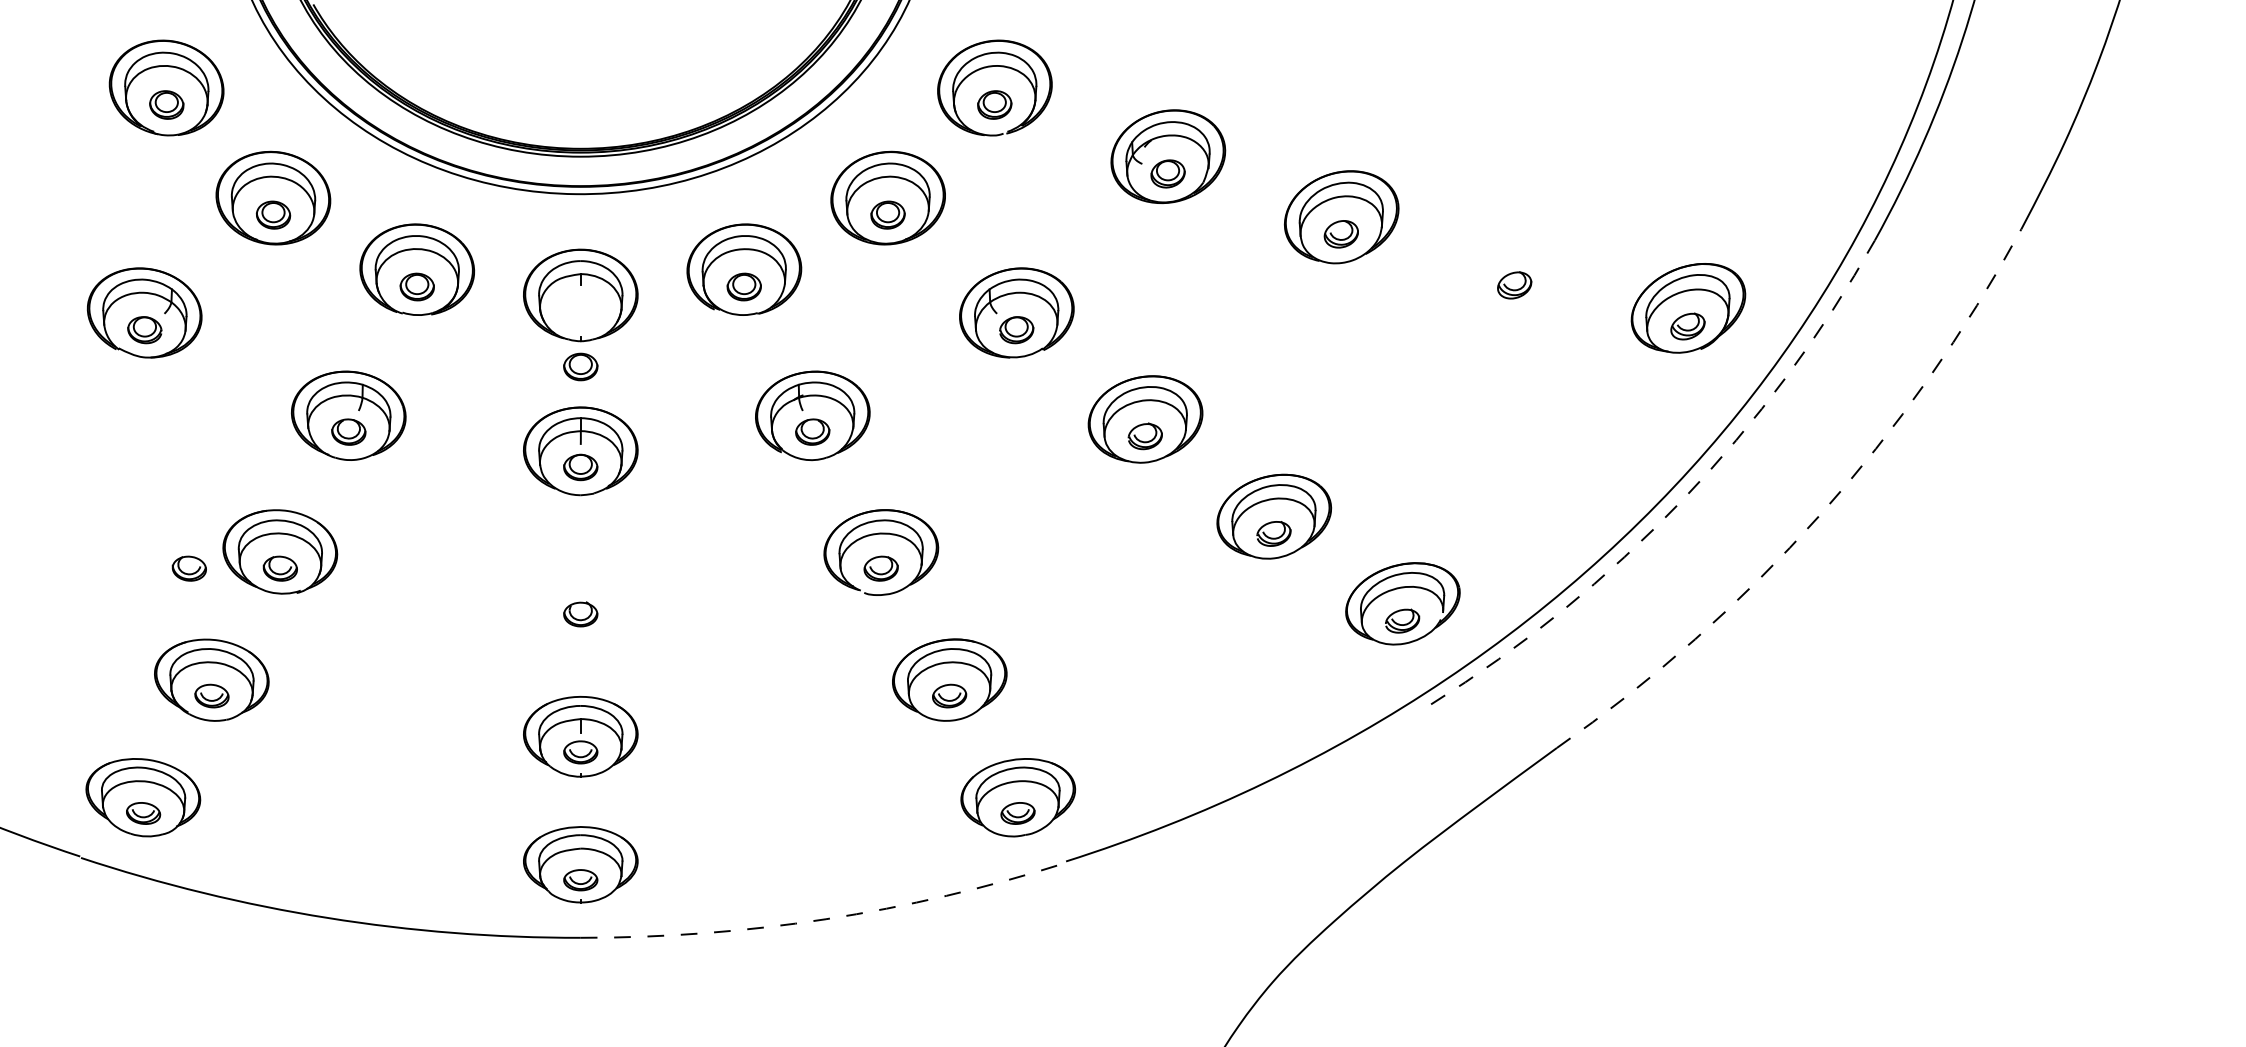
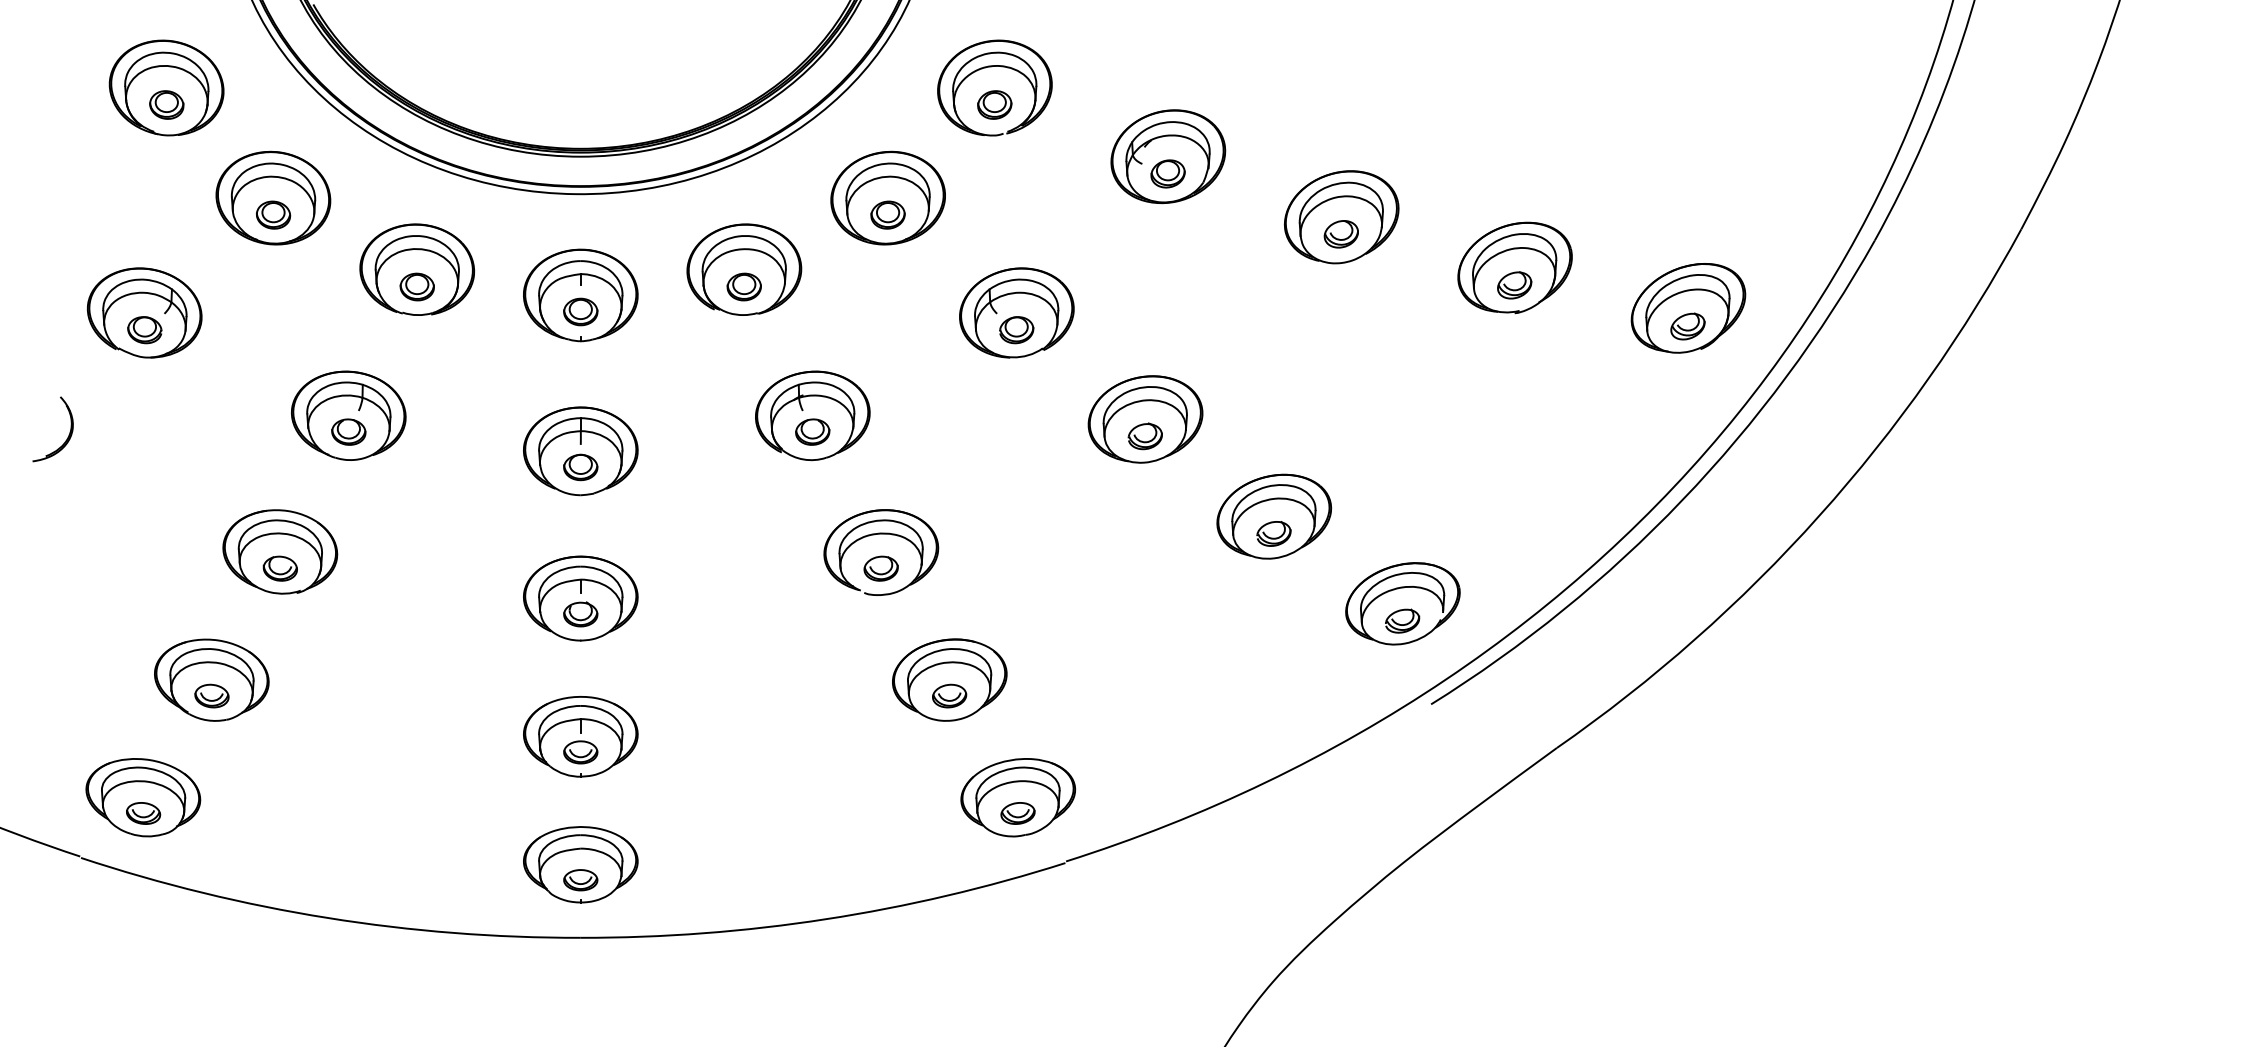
part: none -> present (1514, 267)
part position: (580, 366) -> (580, 311) (580, 311)
part: none -> present (68, 434)
arc: dashed -> solid (1682, 500)
arc: dashed -> solid (1819, 515)
part: present -> none (188, 568)
part: none -> present (580, 598)
arc: dashed -> solid (826, 919)
